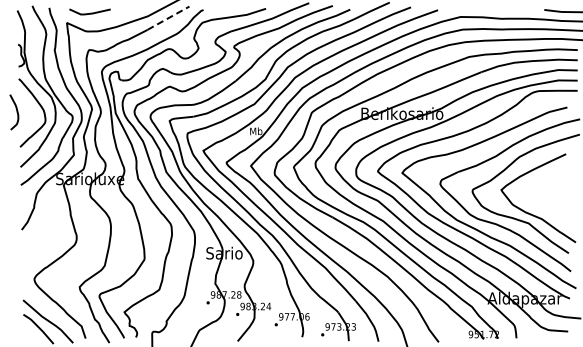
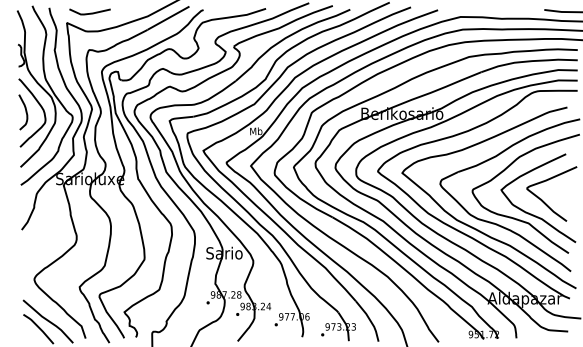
line: dashed -> solid (168, 18)
curve position: (16, 112) -> (25, 112) (25, 112)
curve: none -> present (543, 200)
